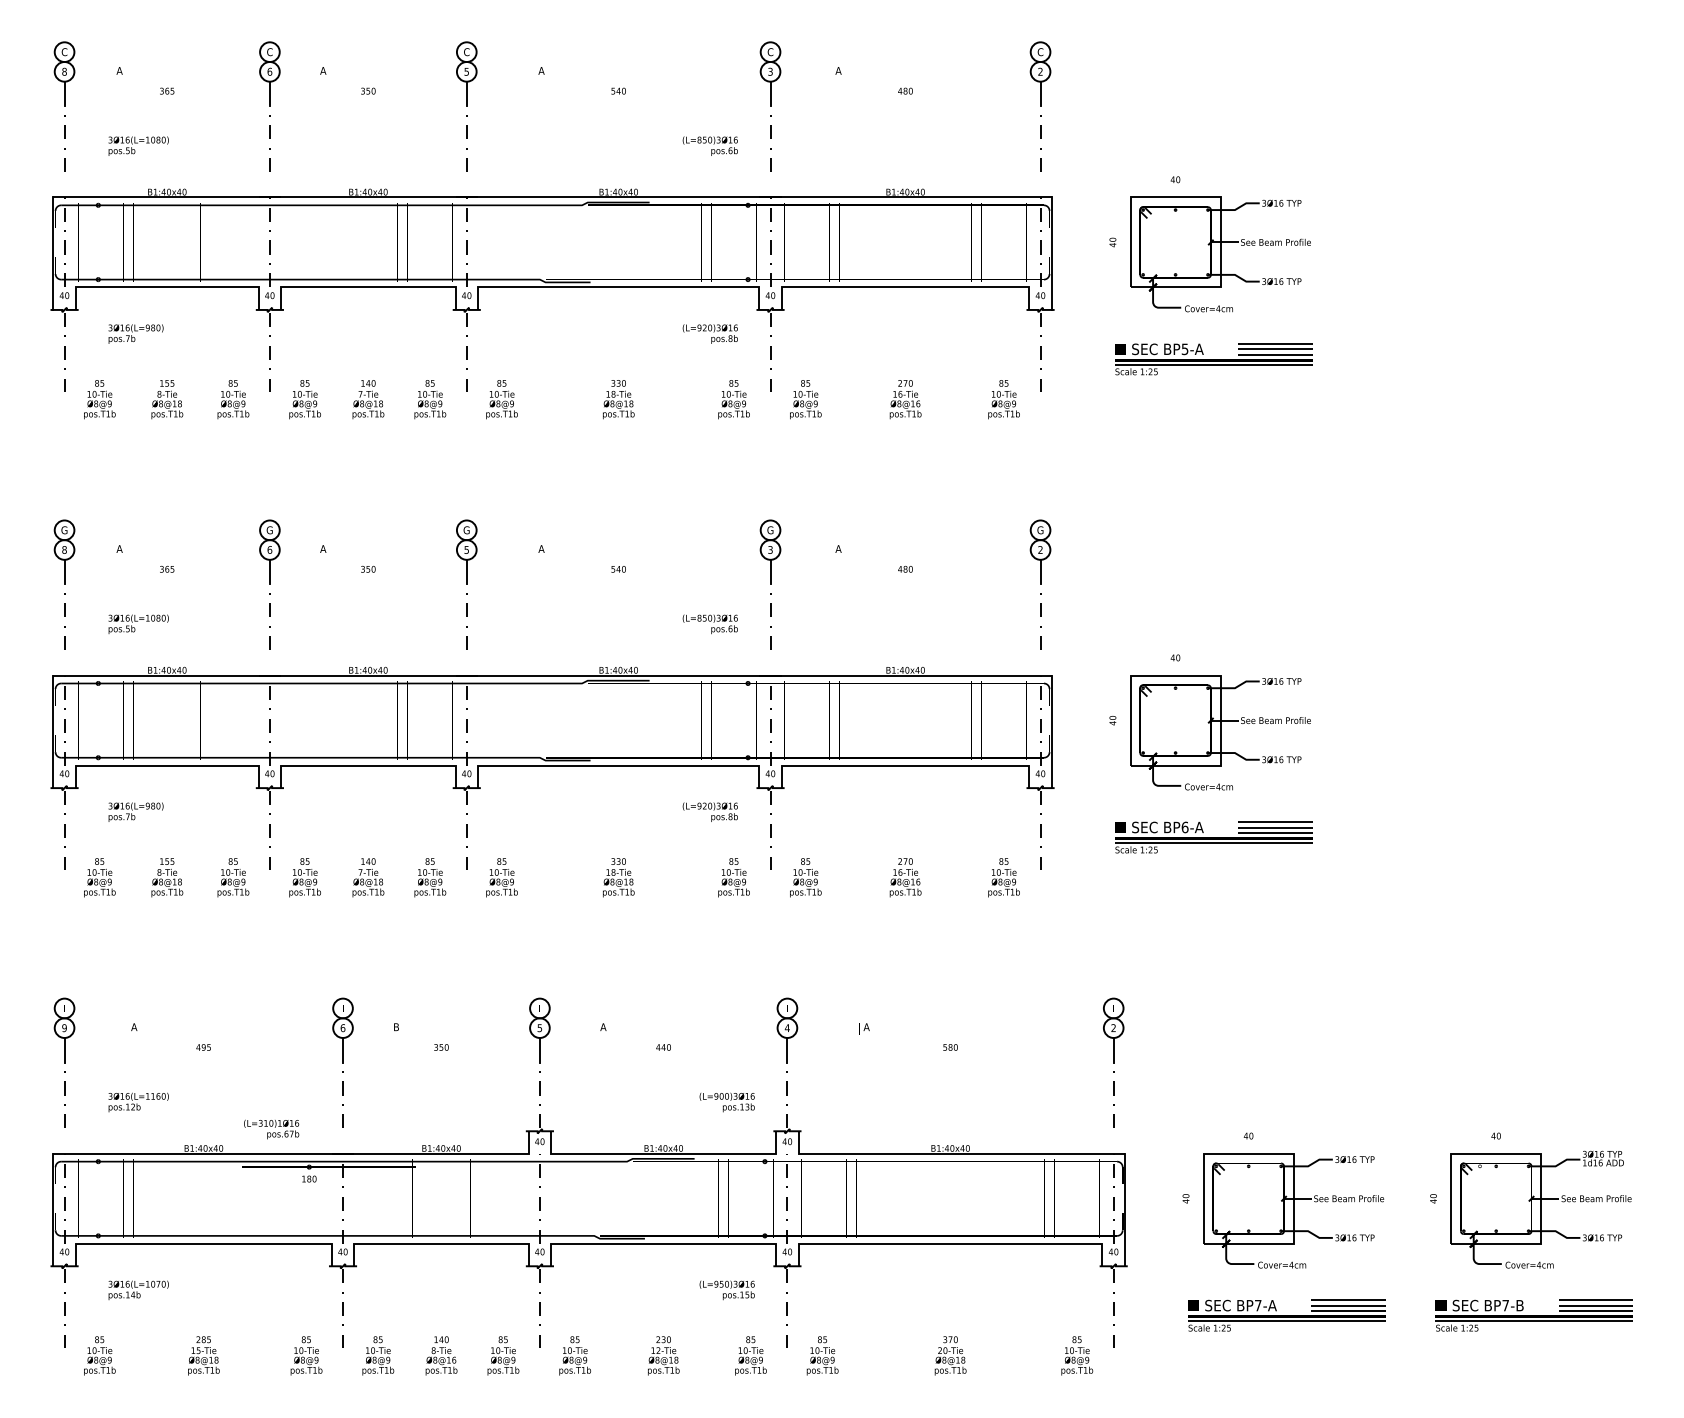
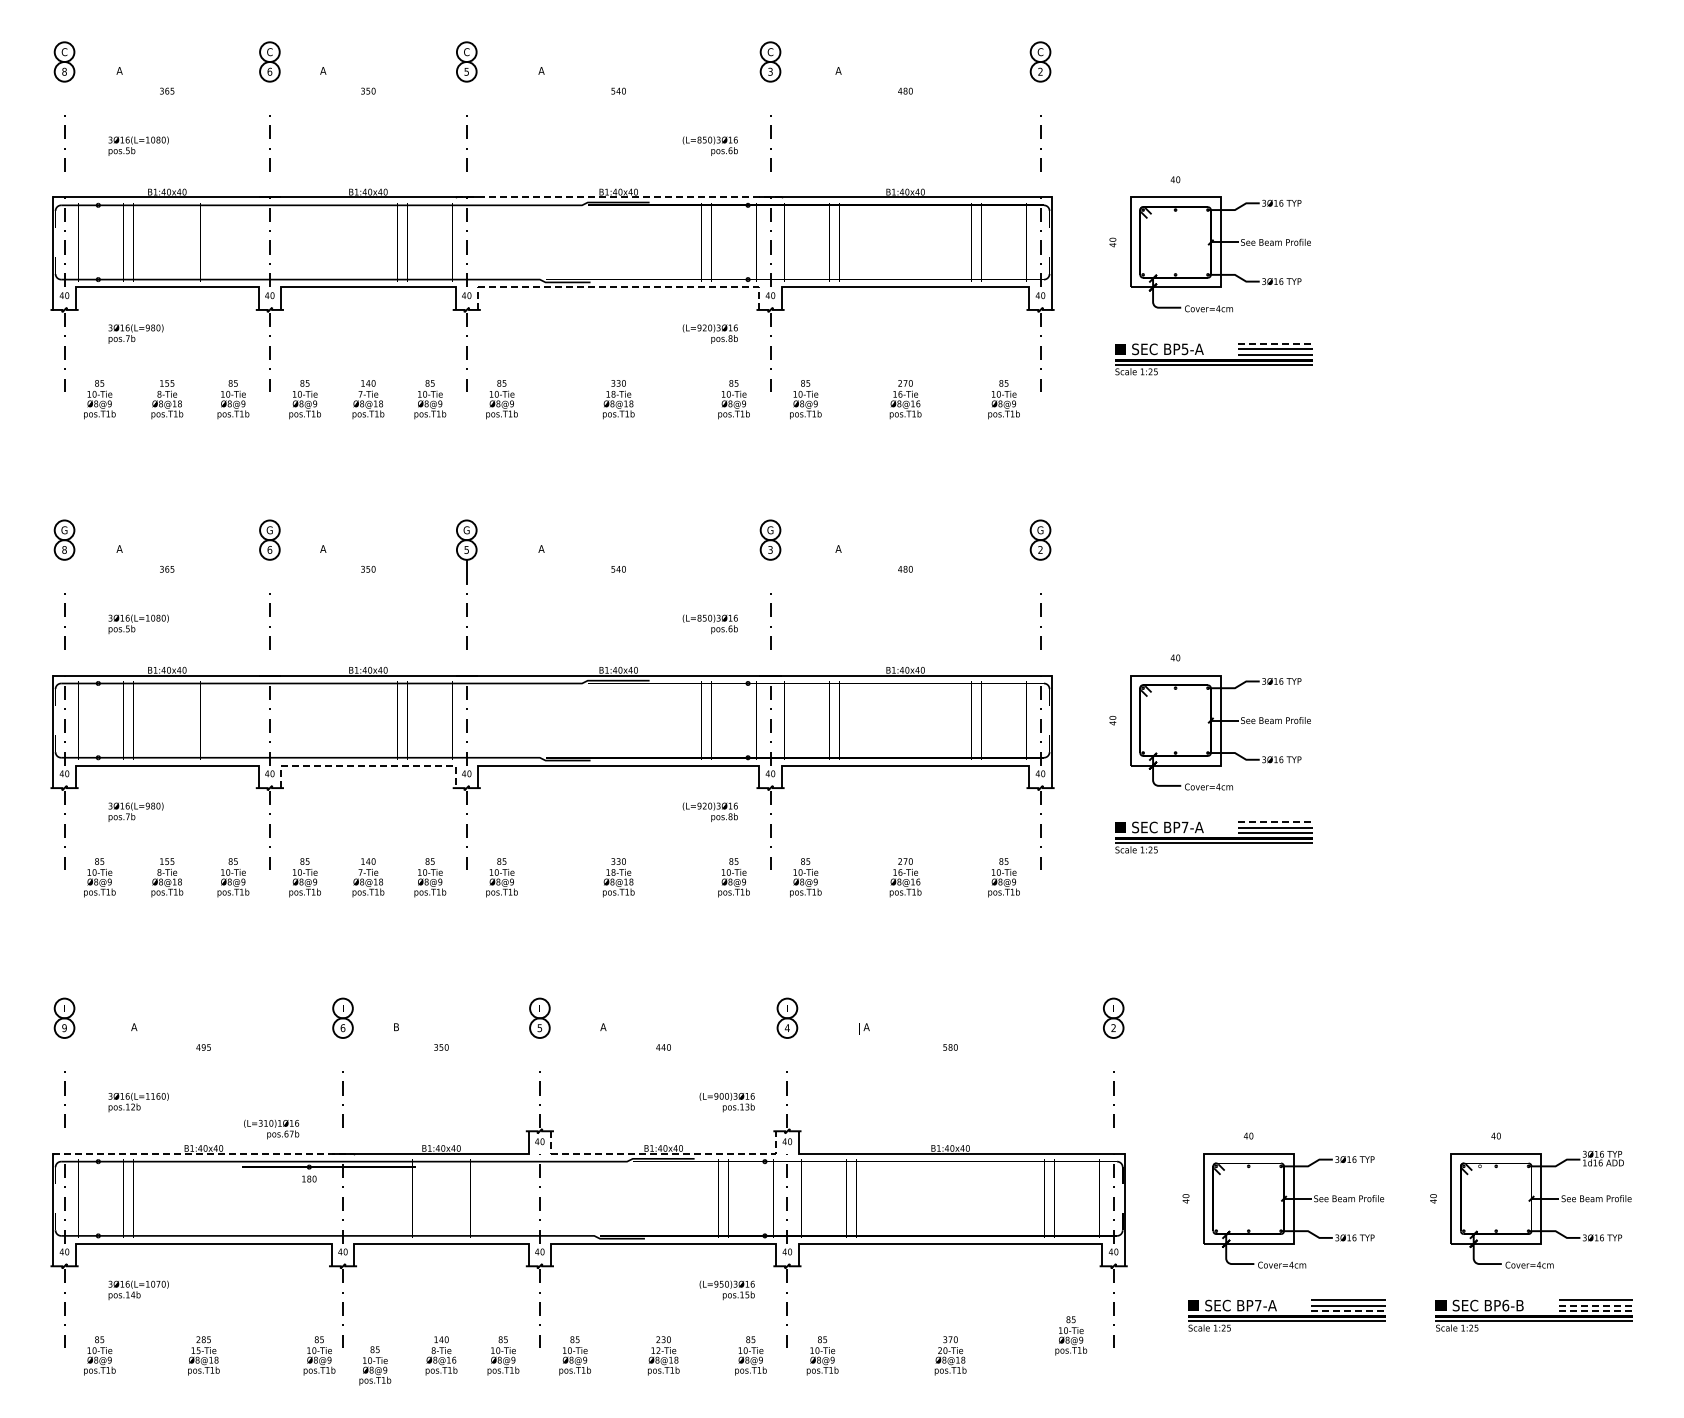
line: present -> none (64, 93)
line: present -> none (269, 93)
line: present -> none (466, 93)
line: present -> none (770, 93)
line: present -> none (1040, 93)
line: solid -> dashed (619, 197)
line: solid -> dashed (618, 287)
line: solid -> dashed (1275, 343)
line: present -> none (64, 571)
line: present -> none (269, 571)
line: present -> none (770, 571)
line: present -> none (1040, 571)
line: solid -> dashed (368, 765)
line: solid -> dashed (1275, 821)
text: BP6-A -> BP7-A (1184, 827)
line: present -> none (64, 1050)
line: present -> none (343, 1050)
line: present -> none (539, 1050)
line: present -> none (787, 1050)
line: present -> none (1113, 1050)
line: solid -> dashed (204, 1153)
line: solid -> dashed (663, 1153)
text: BP7-B -> BP6-B (1505, 1305)
line: solid -> dashed (1596, 1305)
line: solid -> dashed (1349, 1311)
line: solid -> dashed (1596, 1311)
text position: (306, 1355) -> (319, 1355) (319, 1355)
text position: (378, 1355) -> (375, 1365) (375, 1365)
text position: (1077, 1355) -> (1071, 1335) (1071, 1335)
